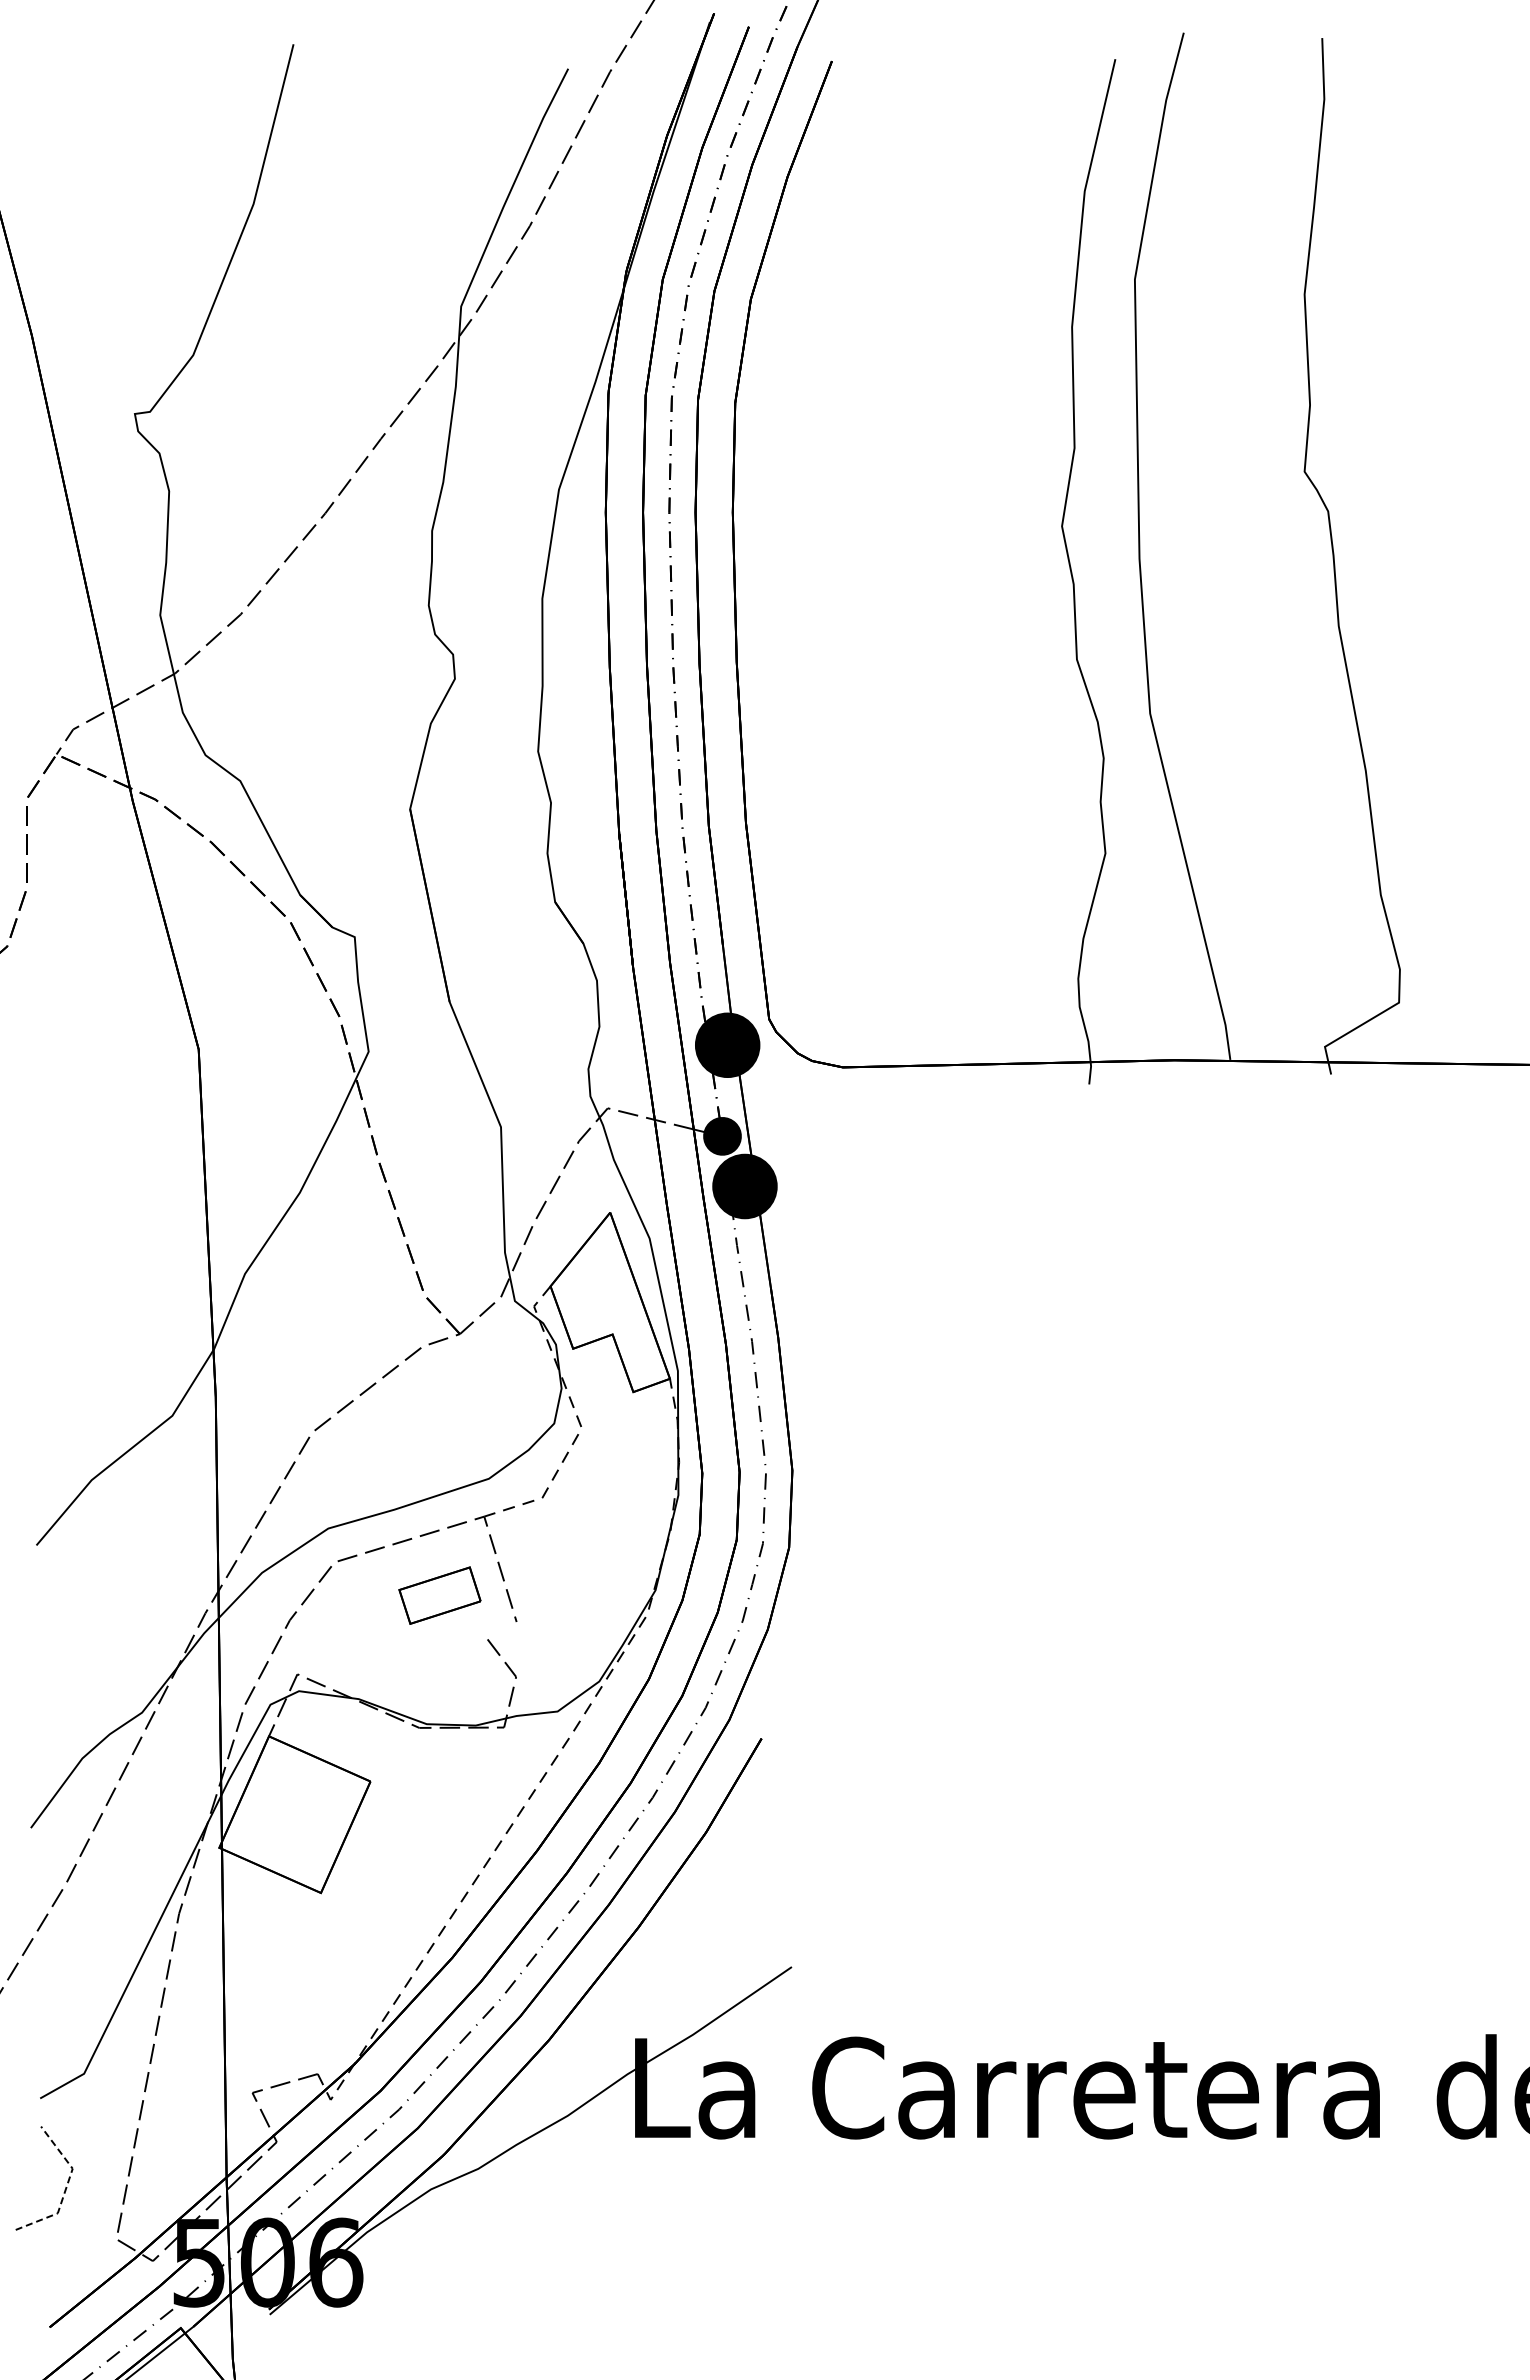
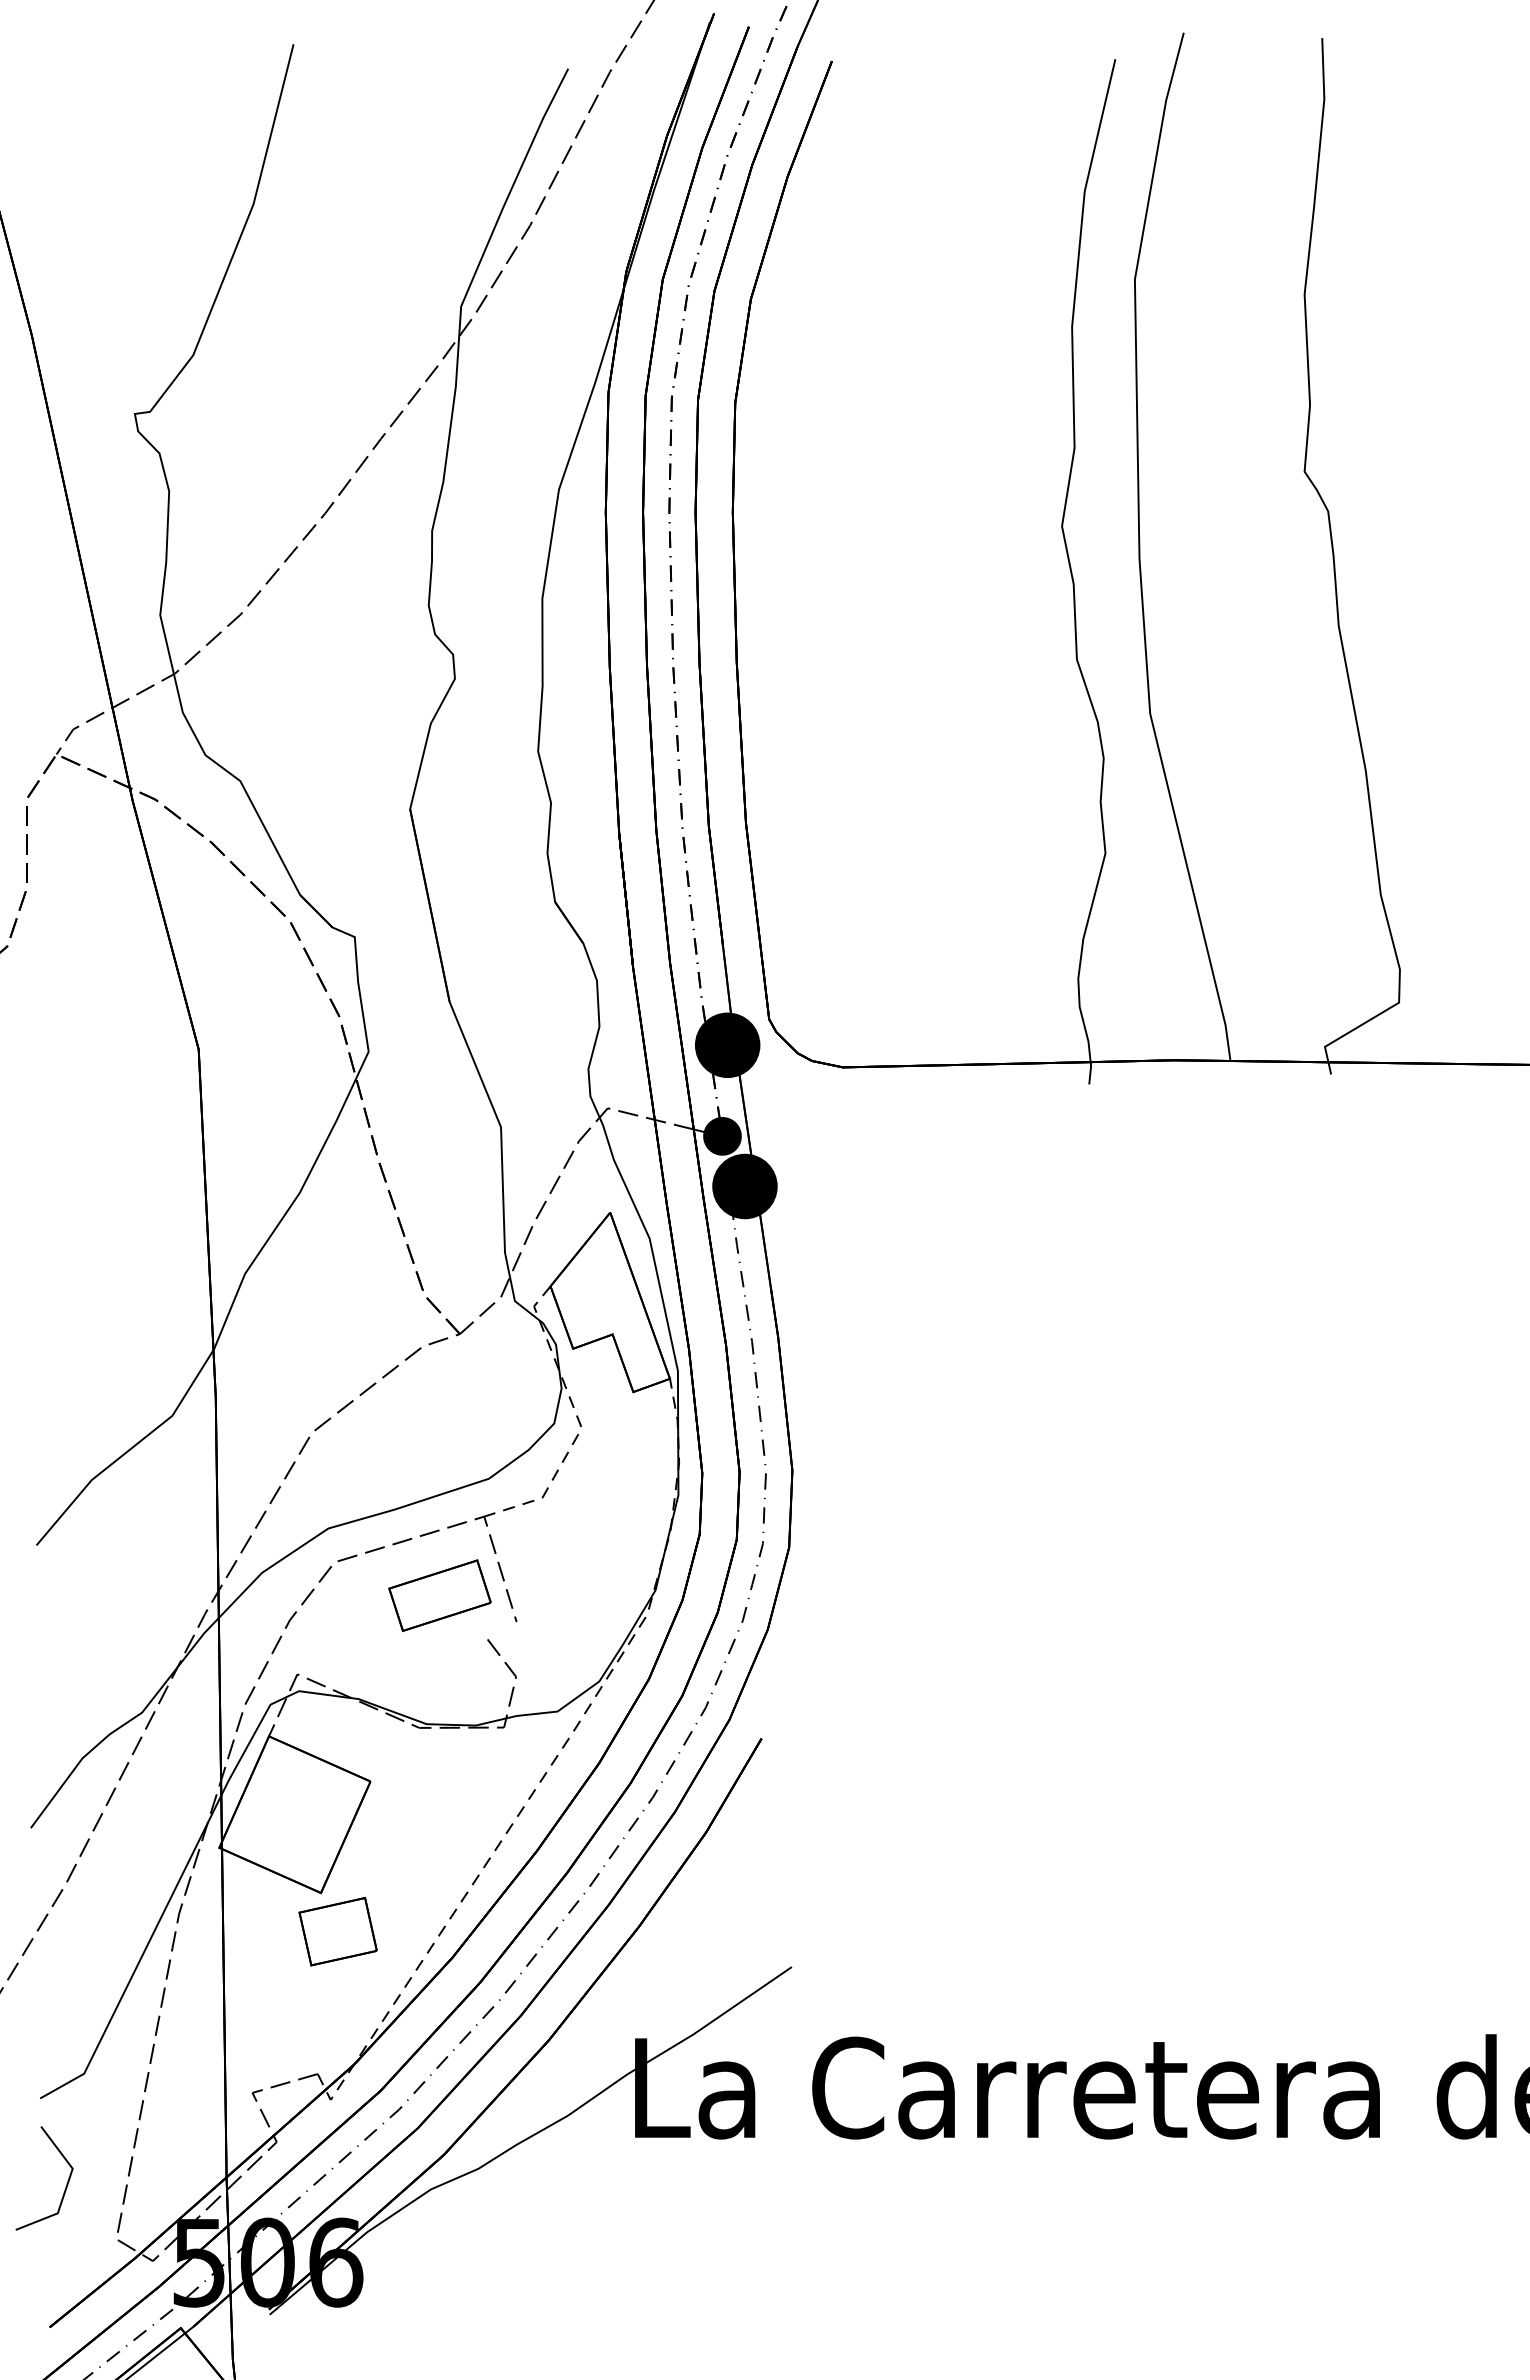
part size: 84x59 px -> 104x73 px (439, 1595)
part: none -> present (337, 1931)
line: dashed -> solid (66, 2187)
